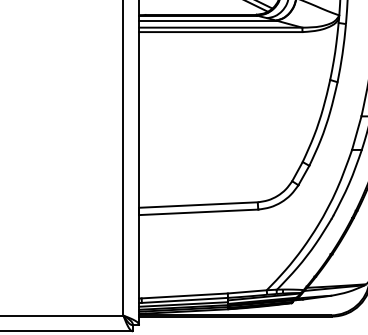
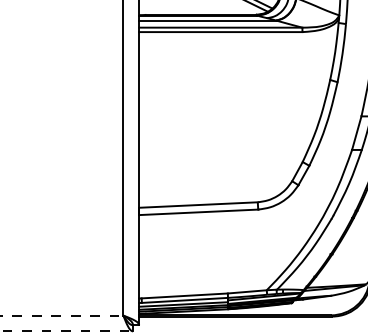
line: solid -> dashed (62, 315)
line: solid -> dashed (67, 331)
